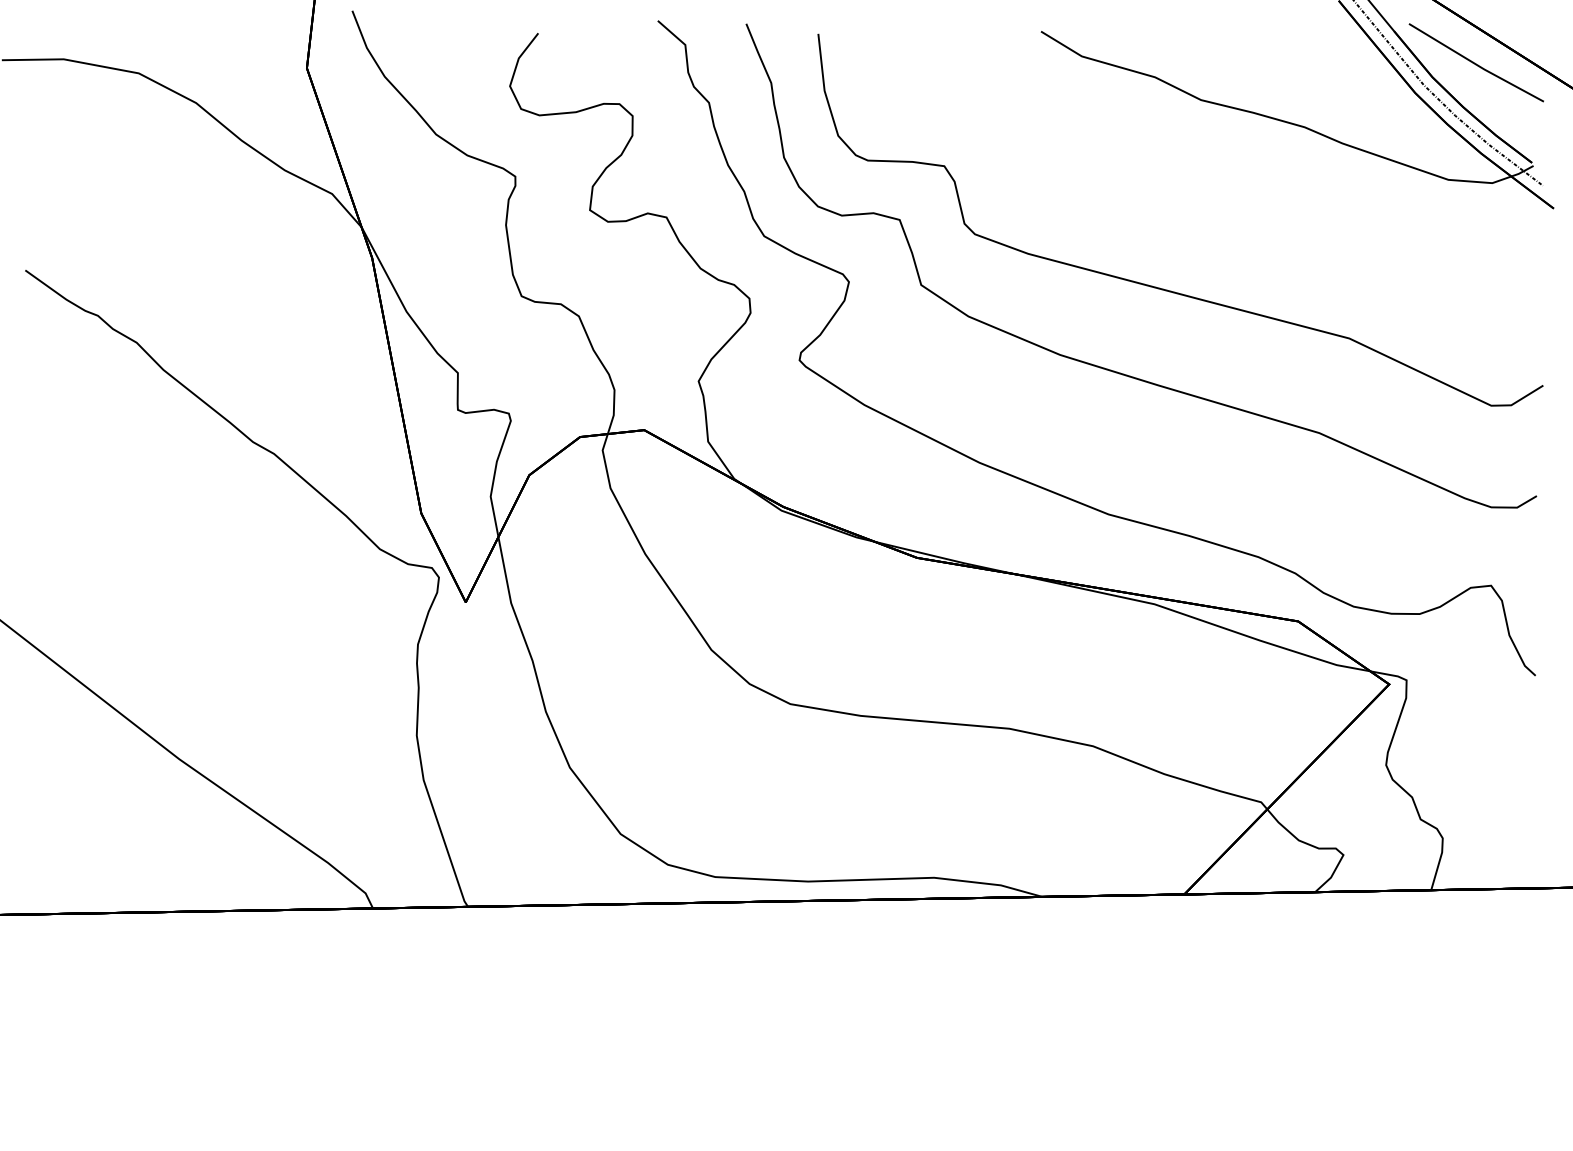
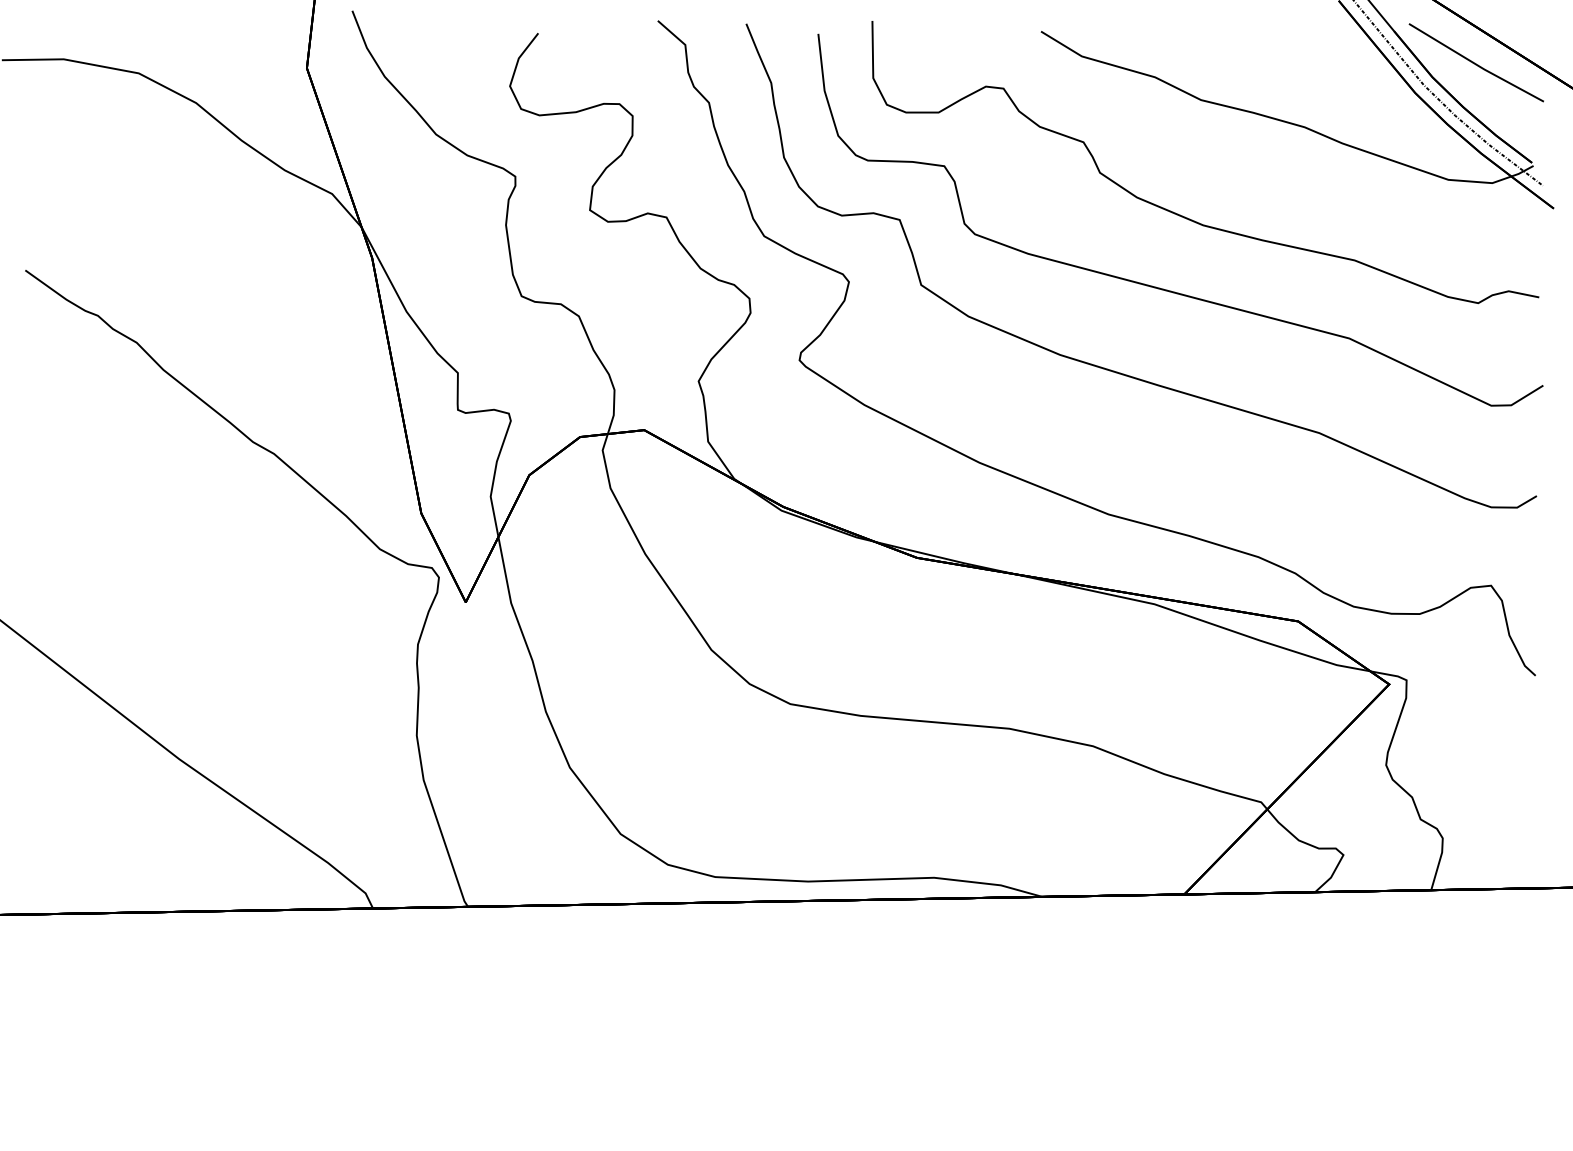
curve: none -> present (1185, 216)
